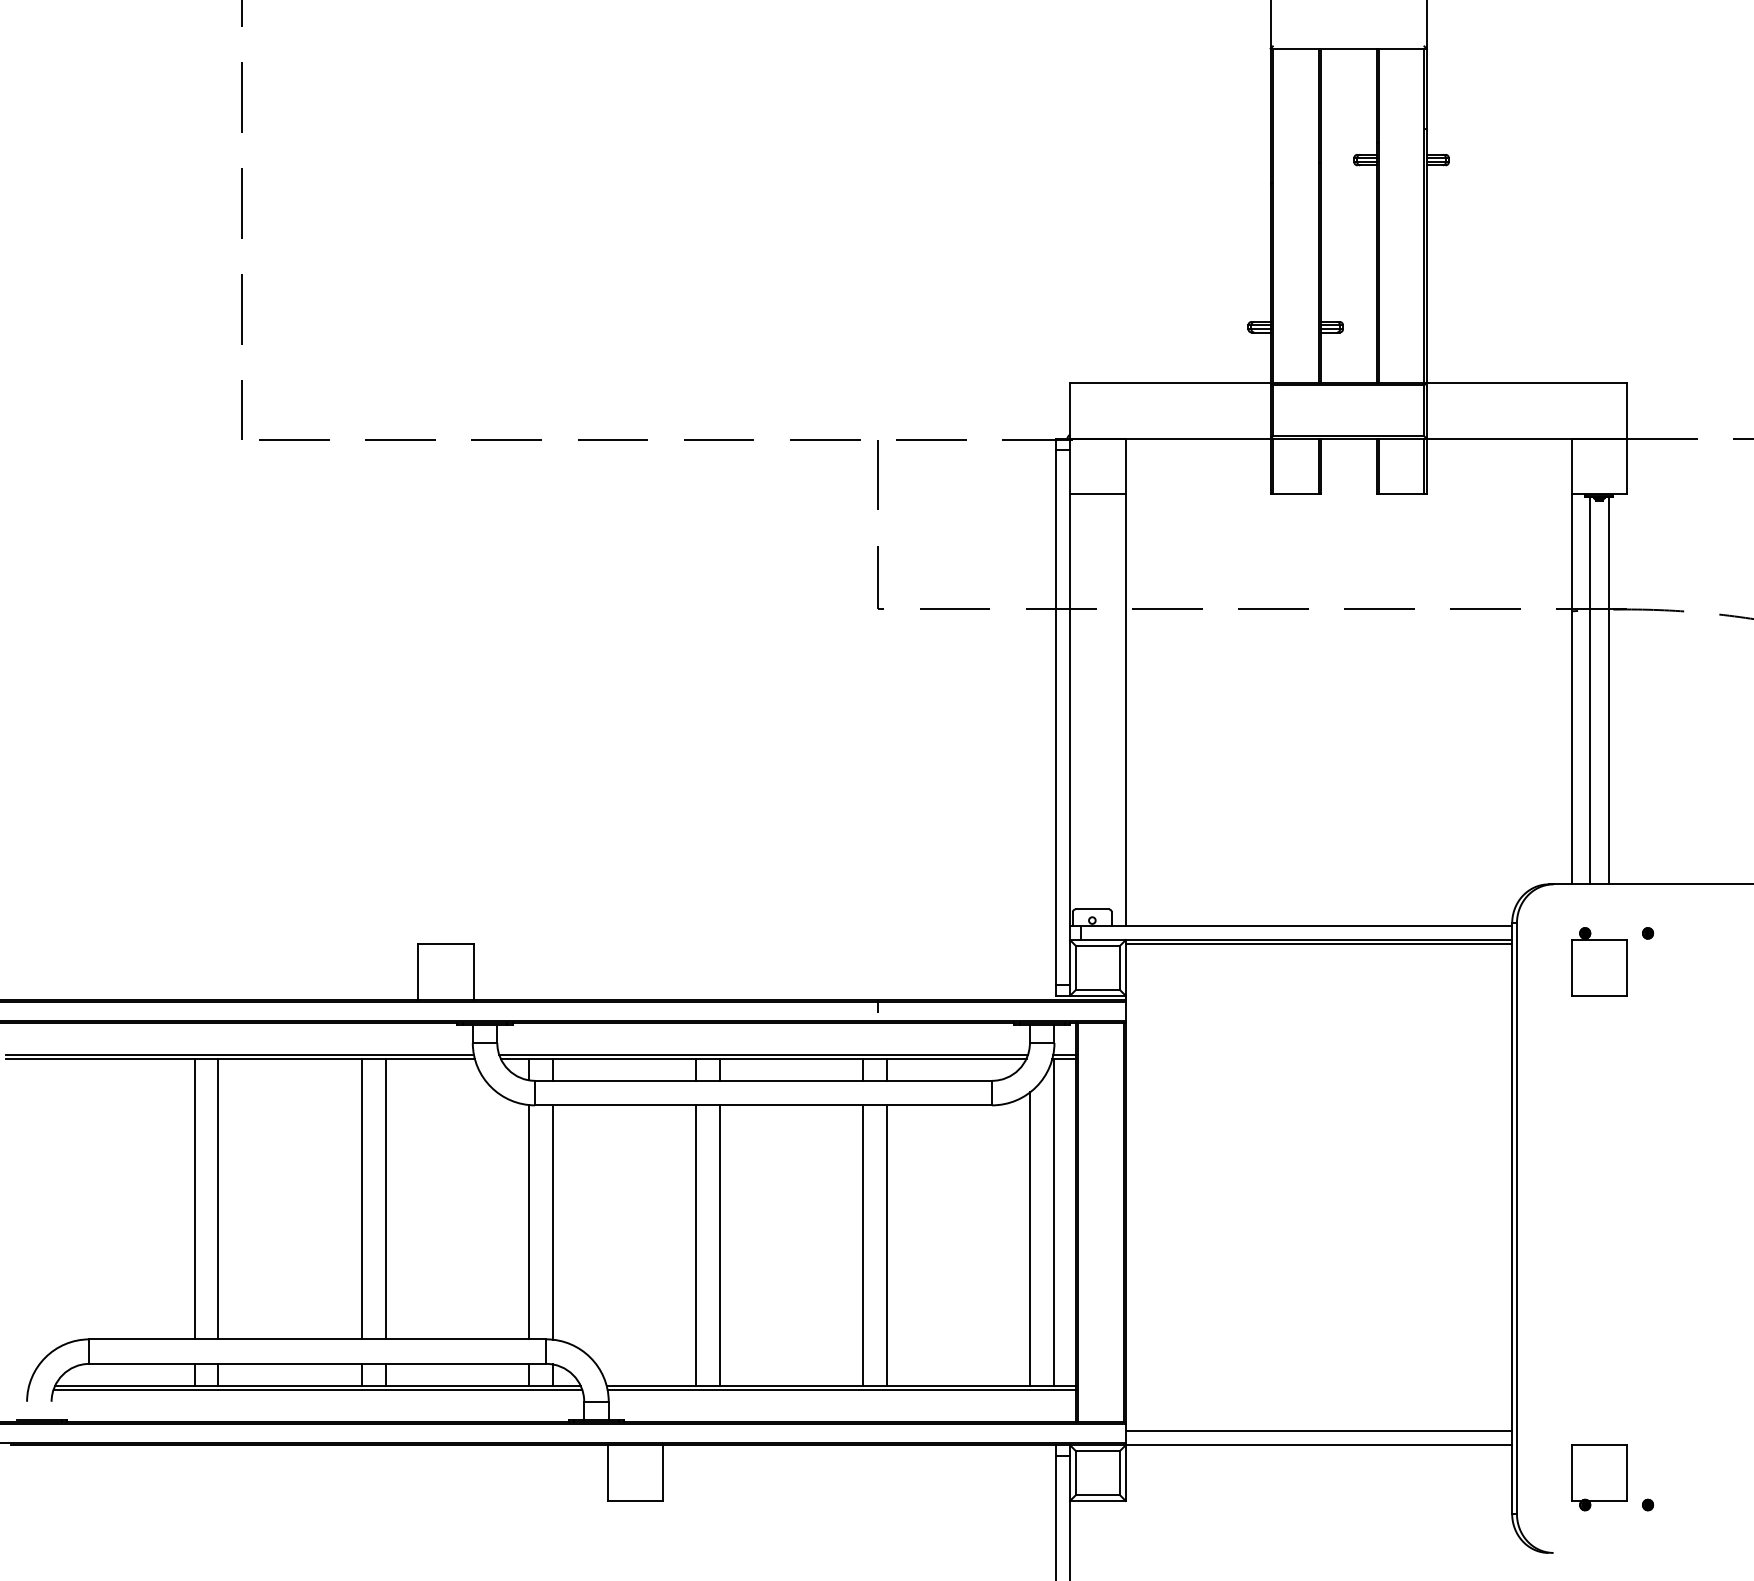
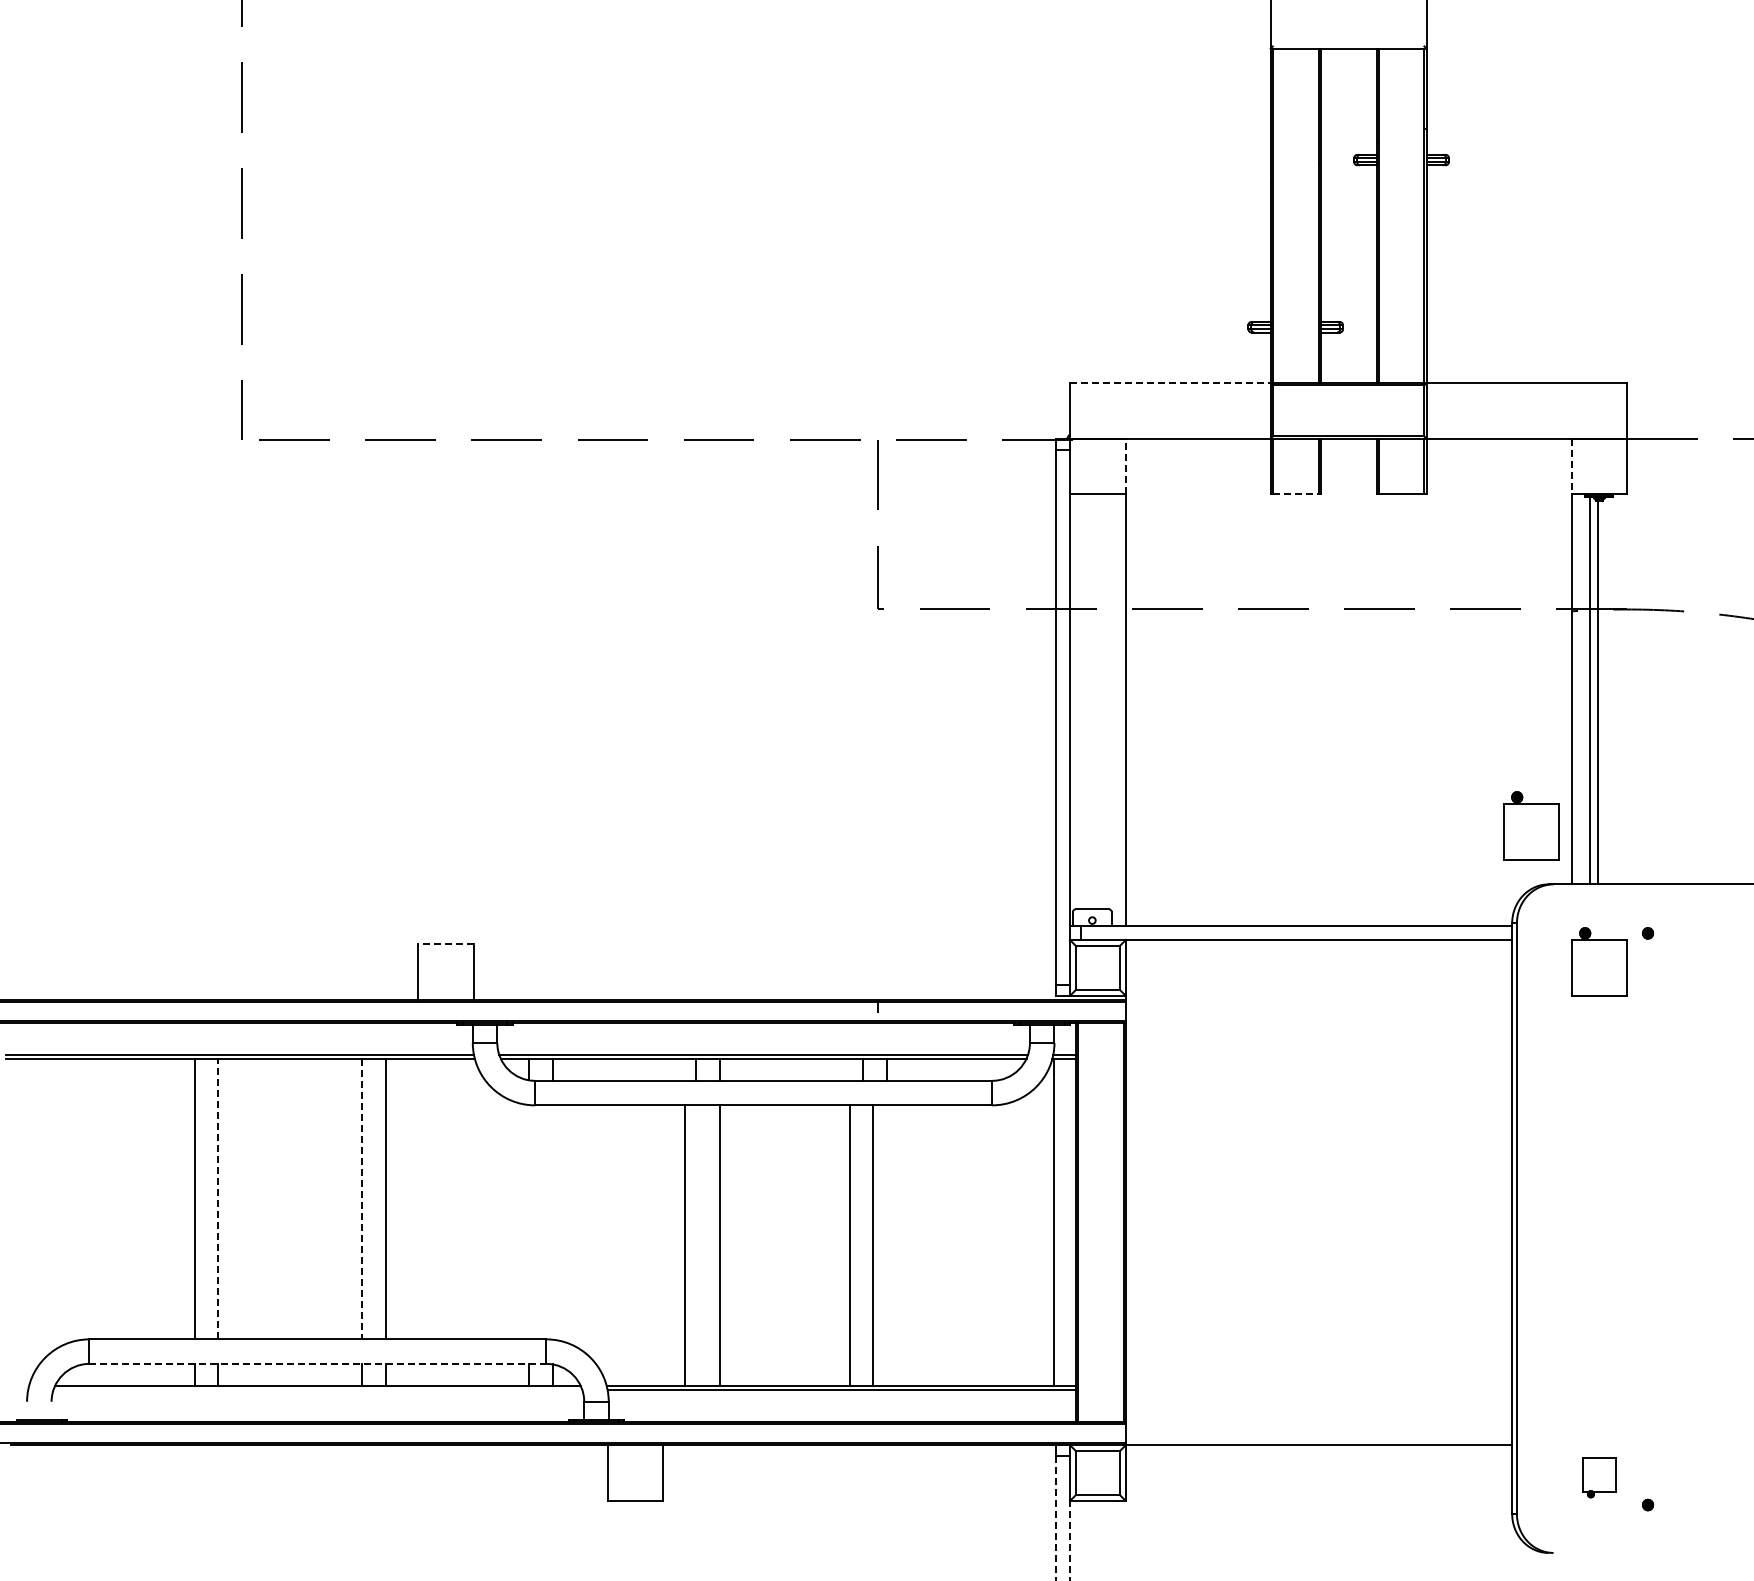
line: solid -> dashed (1170, 382)
line: solid -> dashed (1125, 466)
line: solid -> dashed (1571, 466)
line: solid -> dashed (1295, 494)
line position: (1608, 690) -> (1597, 690) (1597, 690)
part: none -> present (1531, 825)
line: solid -> dashed (446, 943)
line: present -> none (1318, 943)
line: solid -> dashed (218, 1198)
line: solid -> dashed (361, 1199)
line: present -> none (528, 1222)
line: present -> none (552, 1222)
line: present -> none (1030, 1239)
line position: (696, 1245) -> (685, 1245) (685, 1245)
line position: (863, 1245) -> (850, 1245) (850, 1245)
line position: (886, 1245) -> (872, 1245) (872, 1245)
line: solid -> dashed (318, 1363)
line: present -> none (317, 1389)
line: present -> none (1318, 1431)
part size: 57x68 px -> 35x42 px (1599, 1477)
line: solid -> dashed (1056, 1518)
line: solid -> dashed (1070, 1540)
